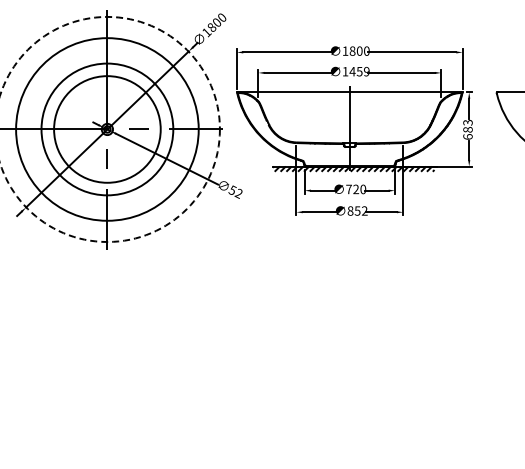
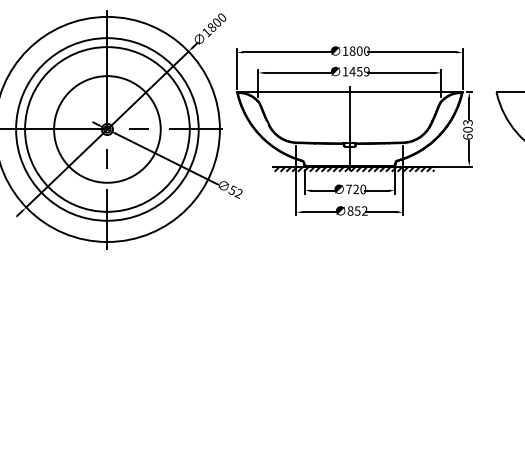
circle diameter: 132 px -> 165 px (107, 129)
circle: dashed -> solid (109, 129)
text: 683 -> 603 (467, 129)
